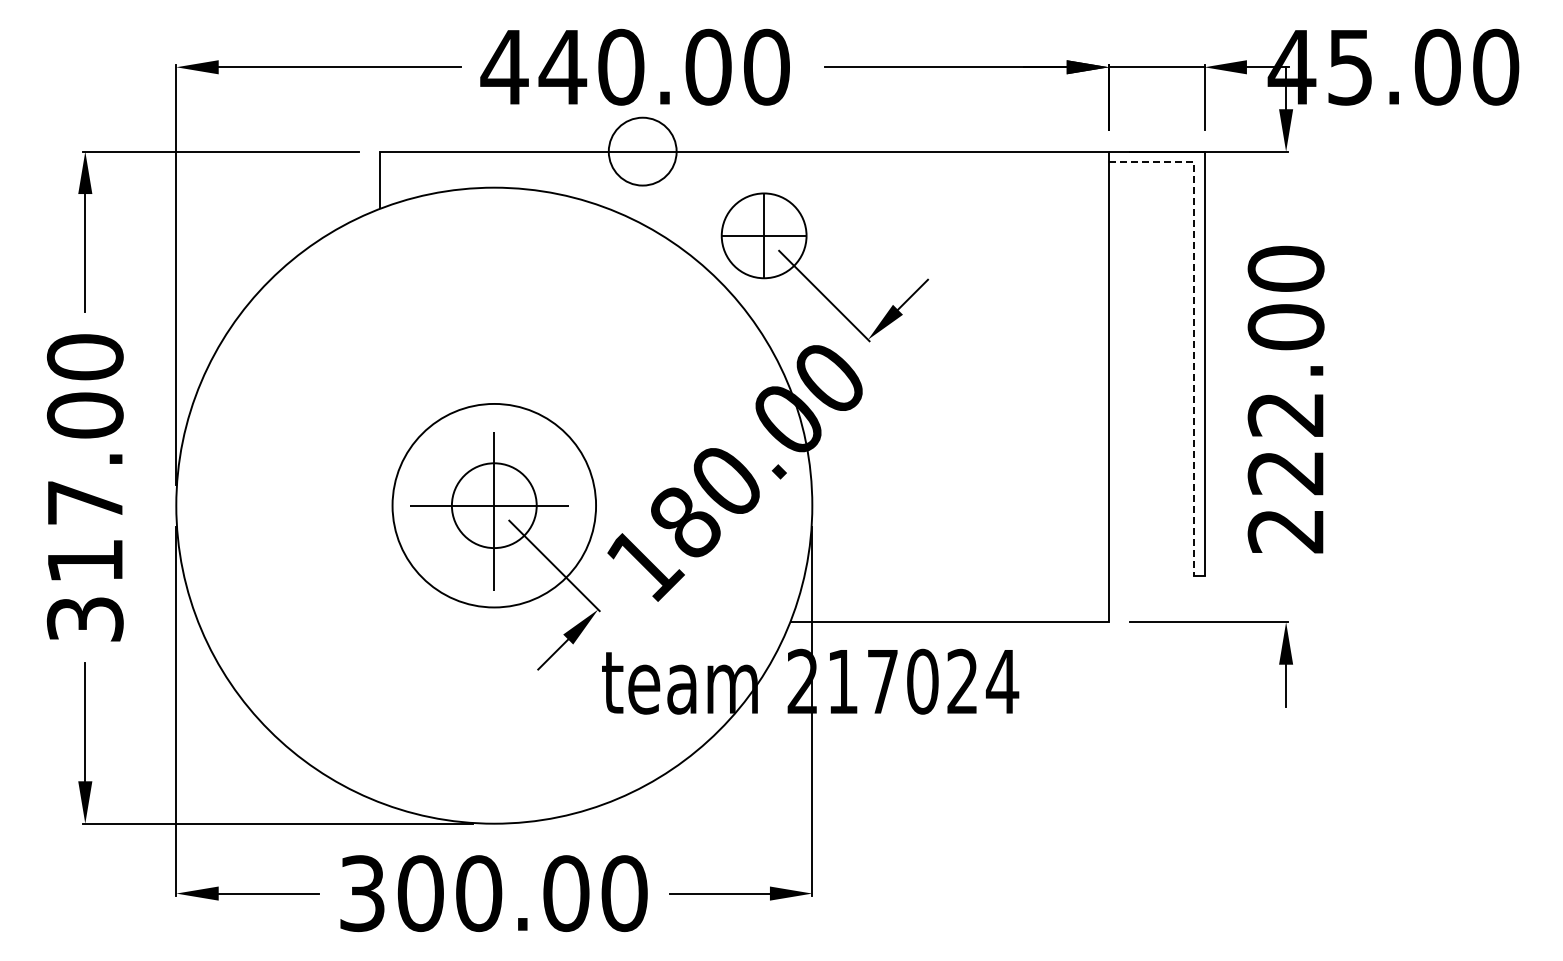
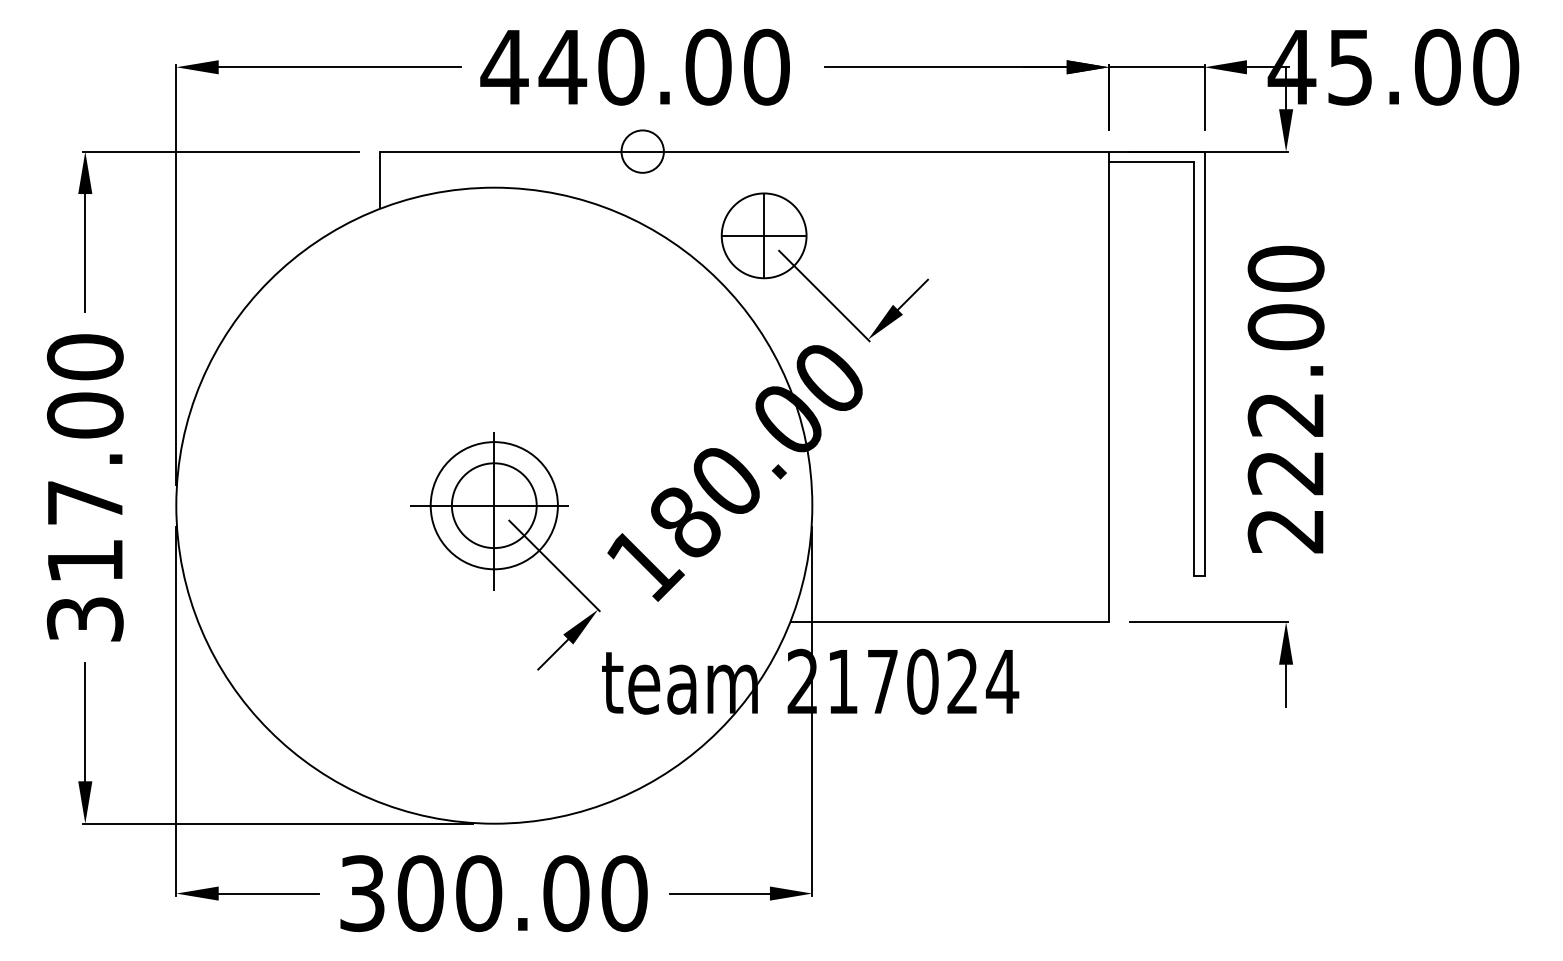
circle diameter: 68 px -> 42 px (642, 151)
line: dashed -> solid (1193, 326)
circle diameter: 204 px -> 127 px (493, 505)
